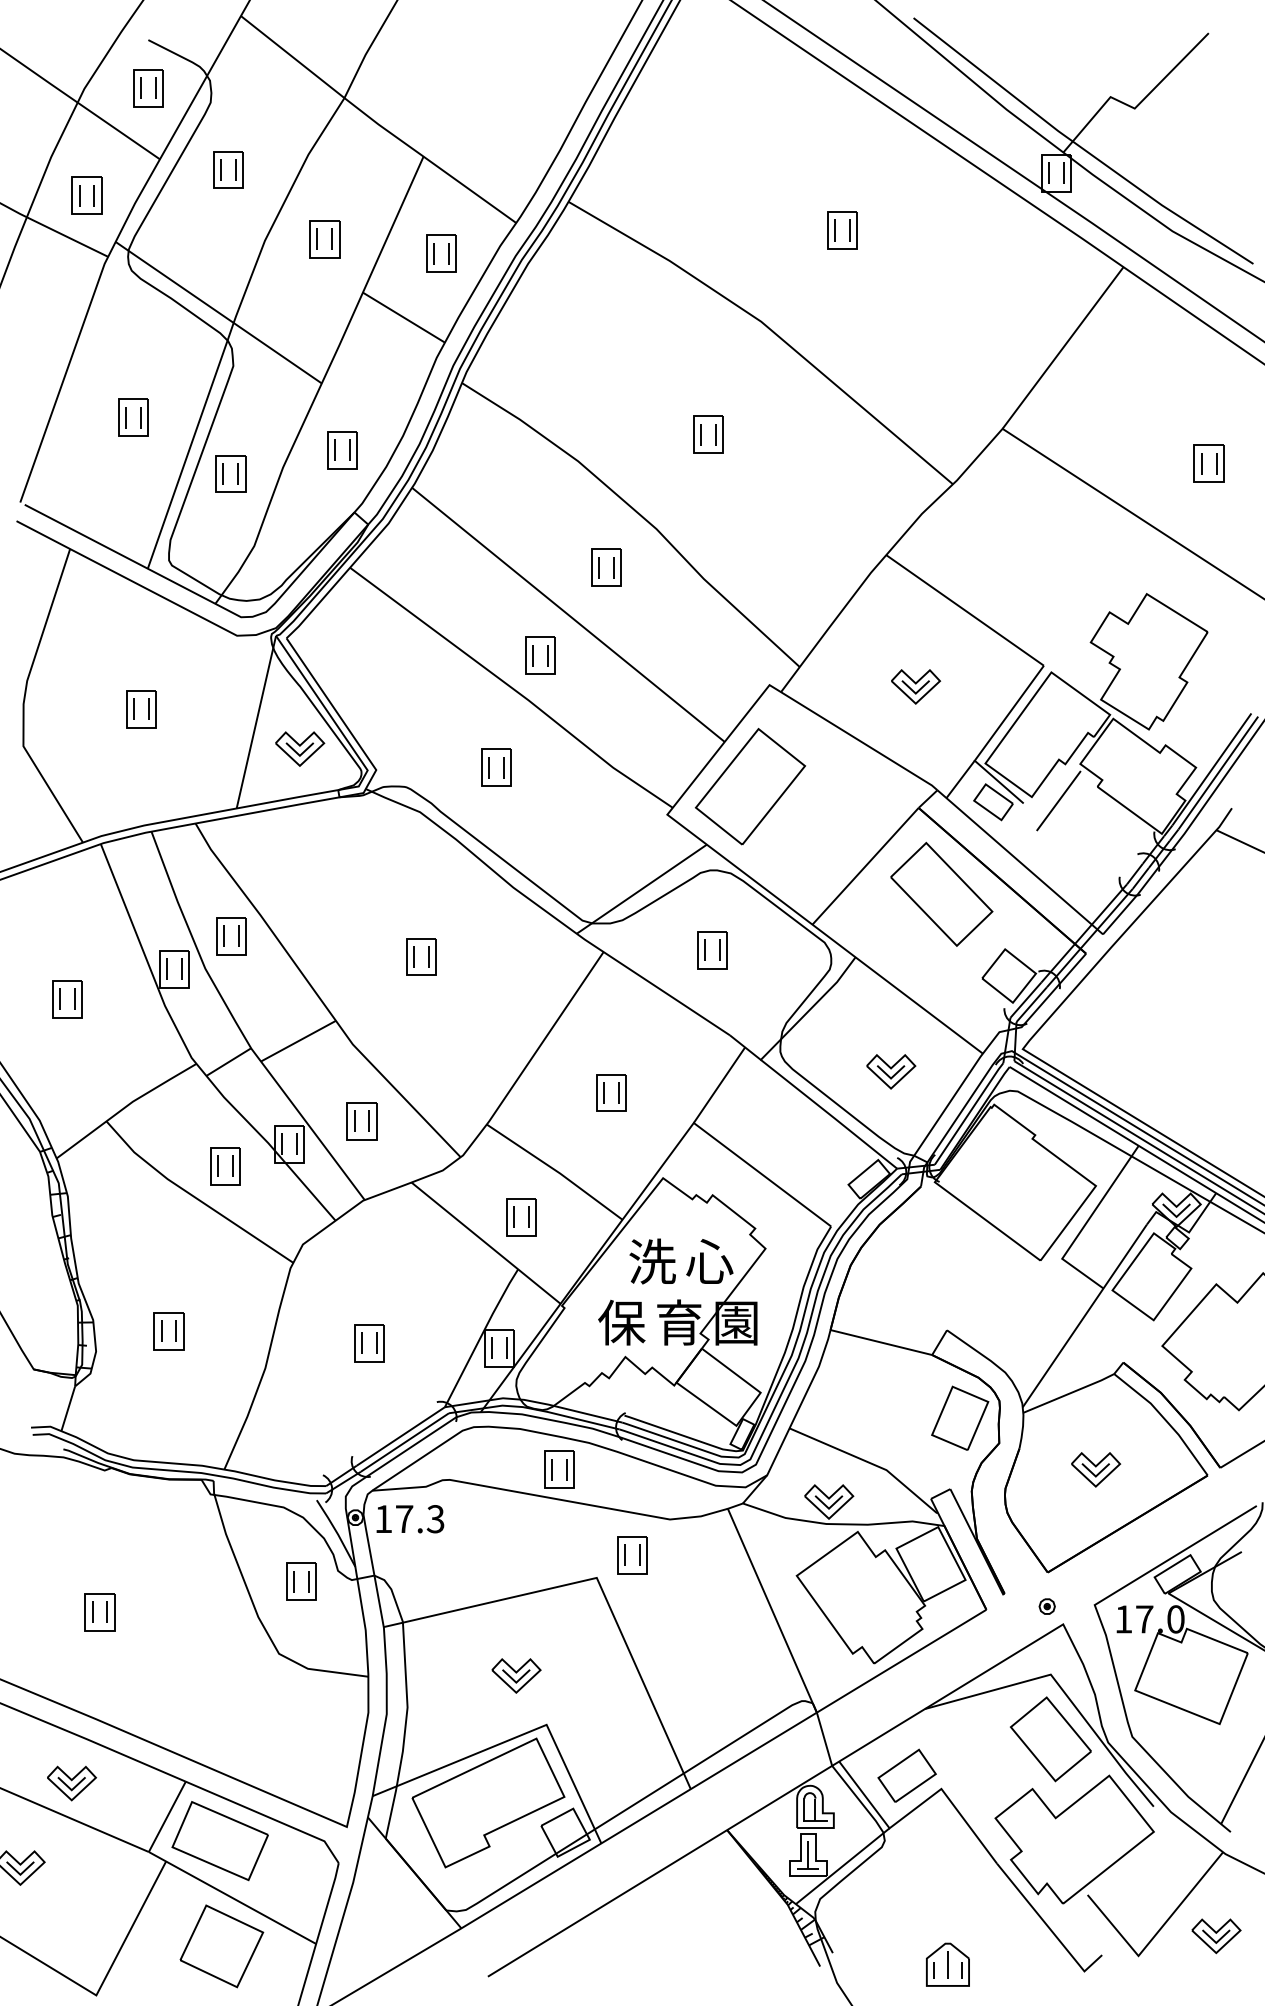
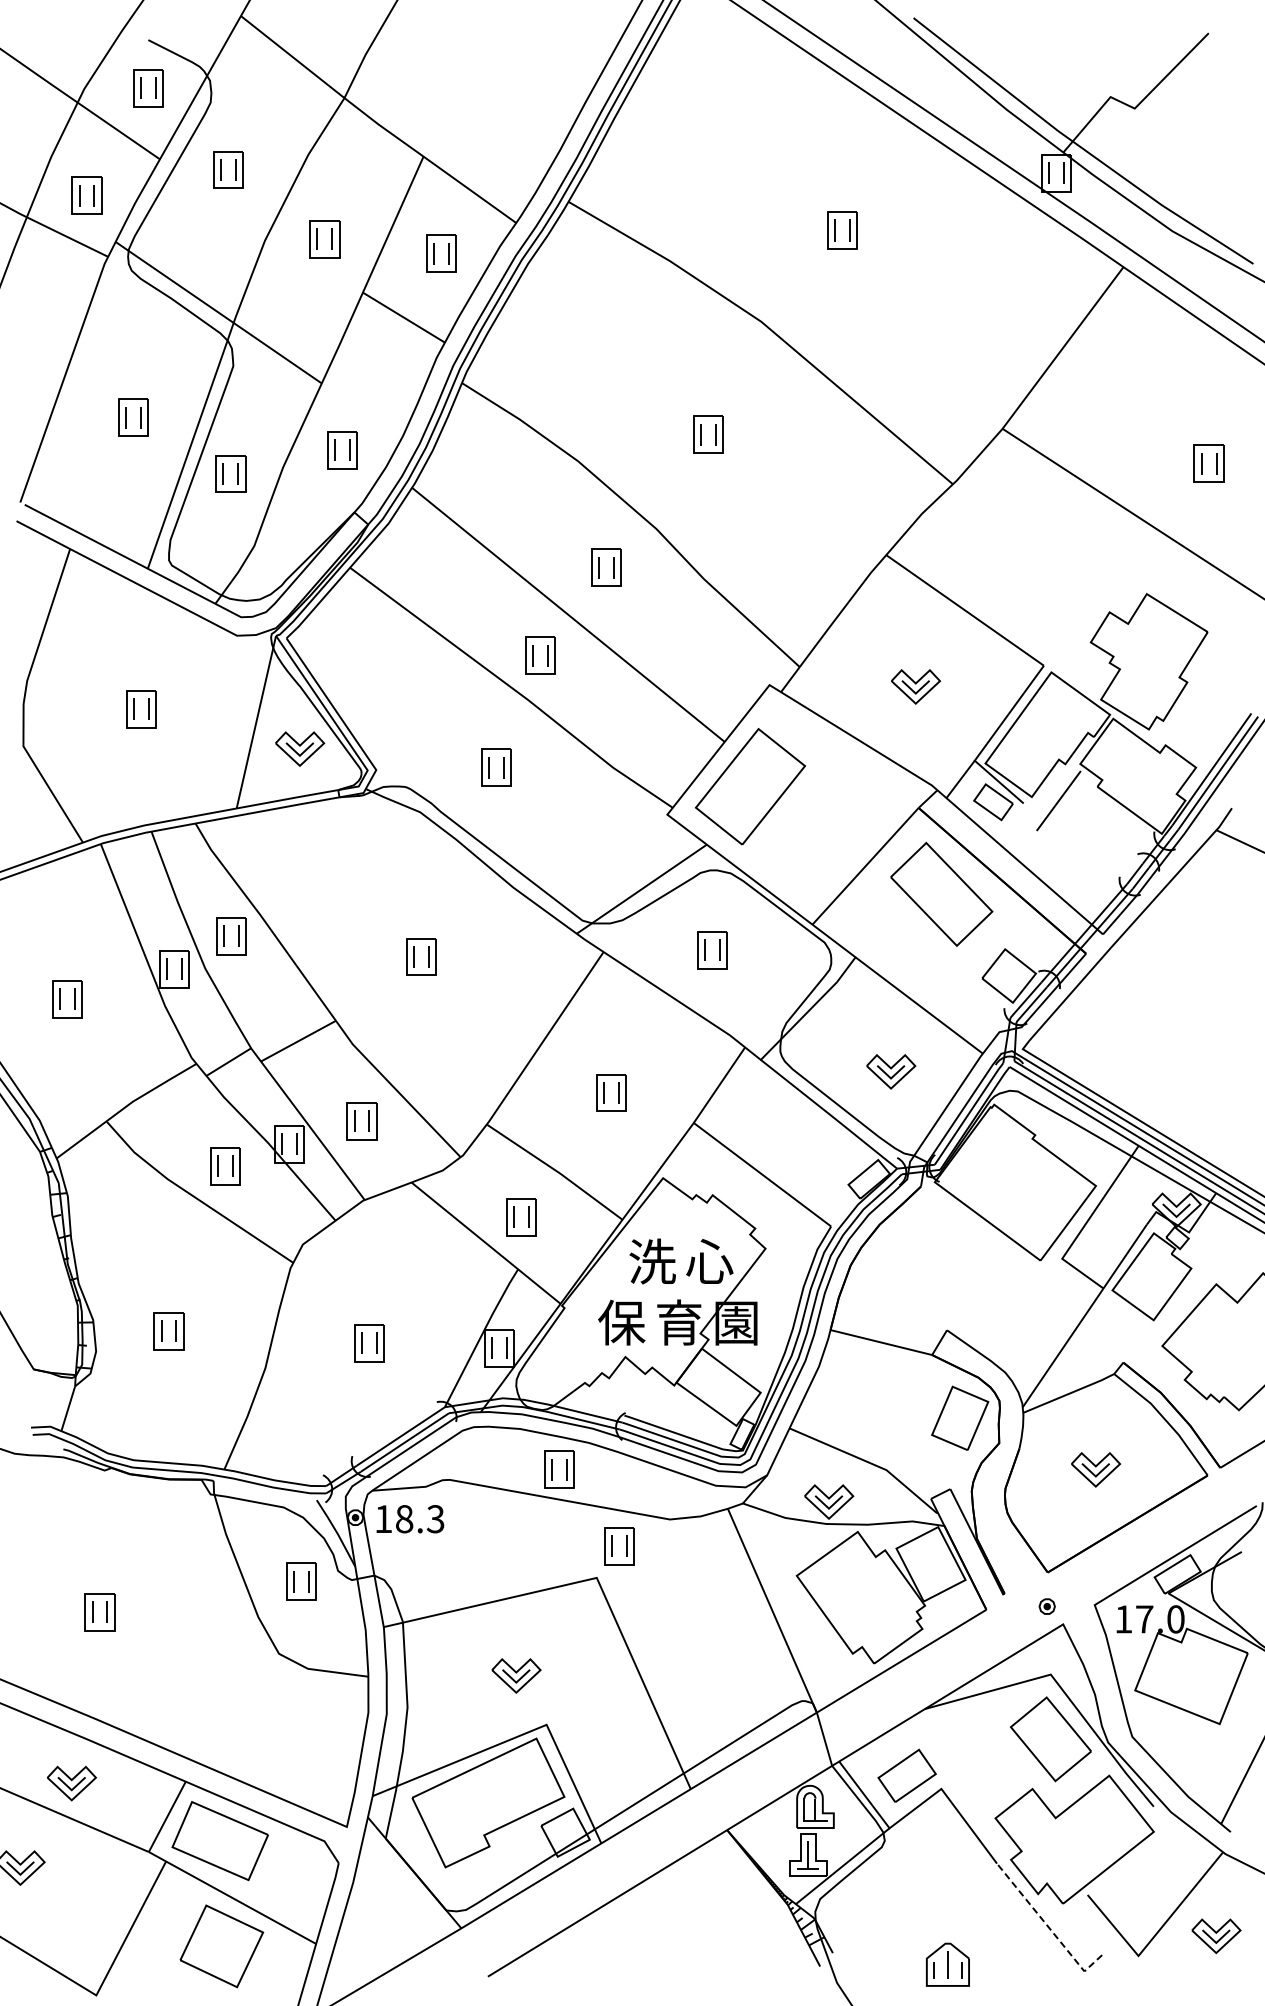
text: 17.3 -> 18.3 (404, 1519)
part position: (632, 1555) -> (619, 1546) (619, 1546)
line: solid -> dashed (1048, 1927)
